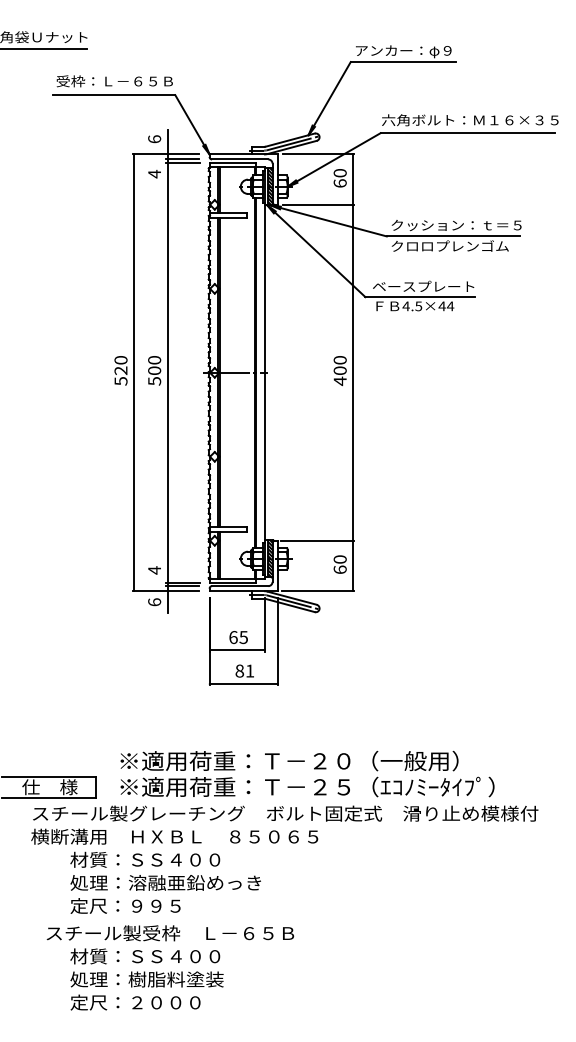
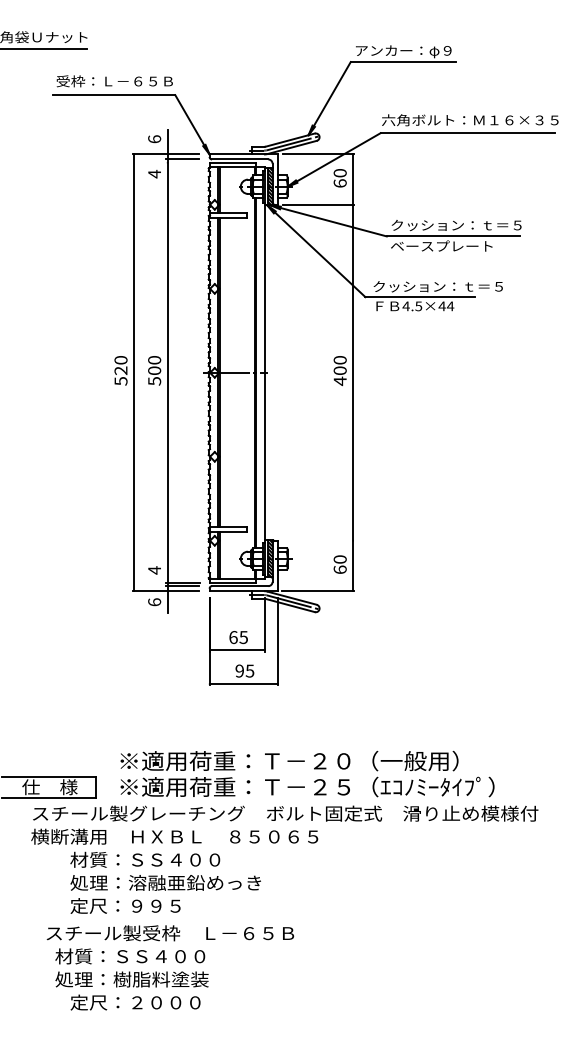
line: present -> none (182, 162)
text: クロロプレンゴム -> ベースプレート (449, 245)
text: ベースプレート -> クッション：ｔ＝５ (437, 286)
line: present -> none (317, 540)
text: 81 -> 95 (244, 670)
text position: (146, 967) -> (131, 967) (131, 967)
